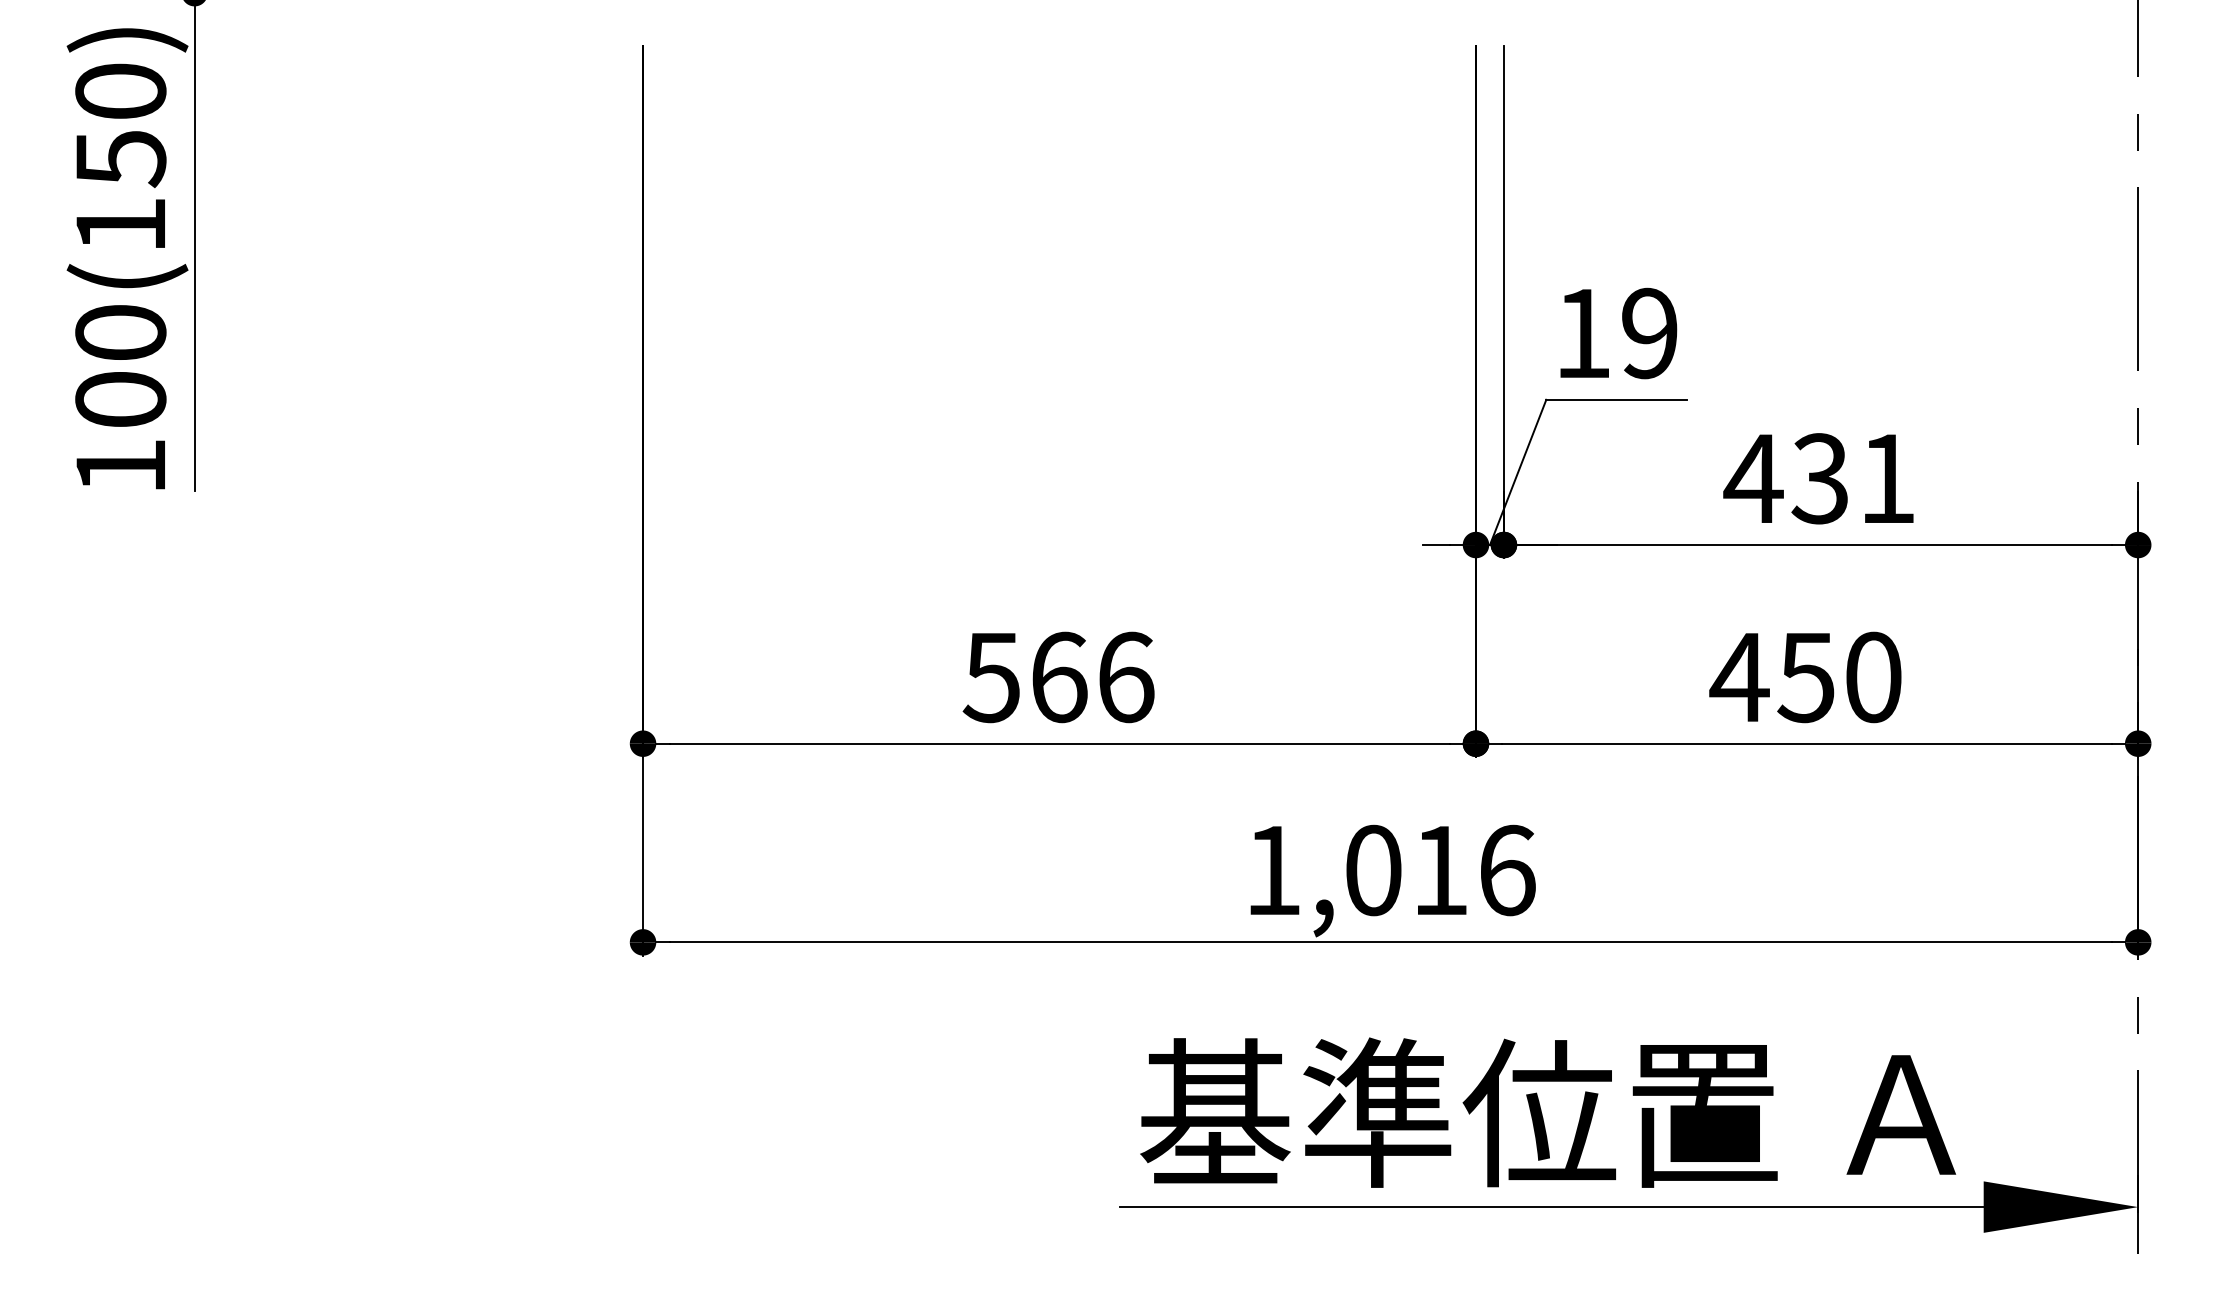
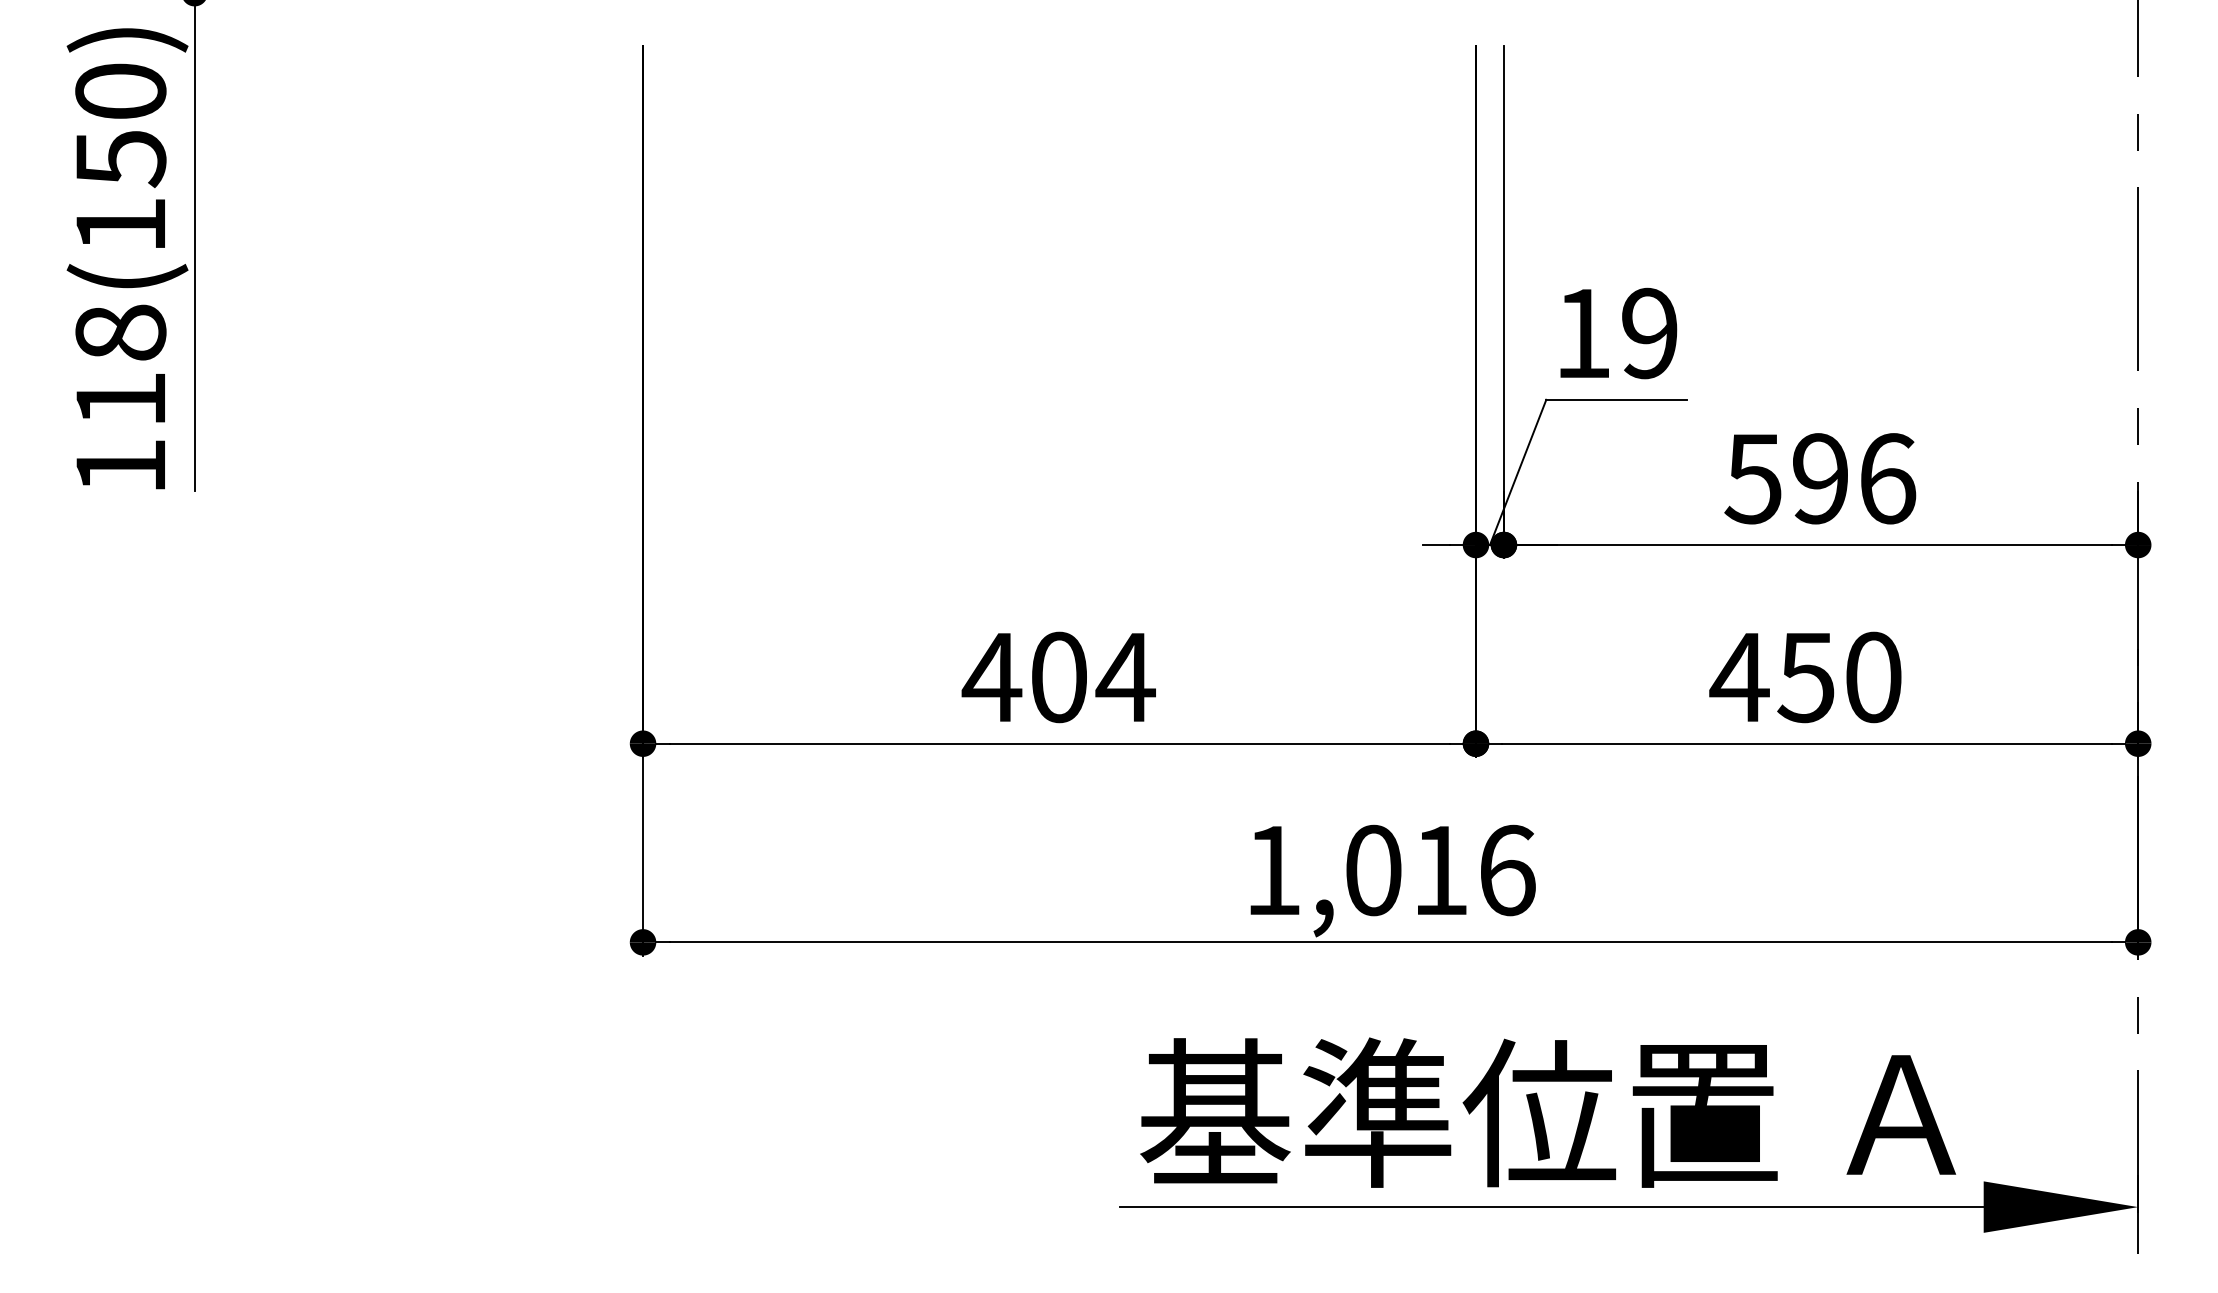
text: 100(150) -> 118(150) (120, 365)
text: 431 -> 596 (1819, 478)
text: 566 -> 404 (1058, 677)
